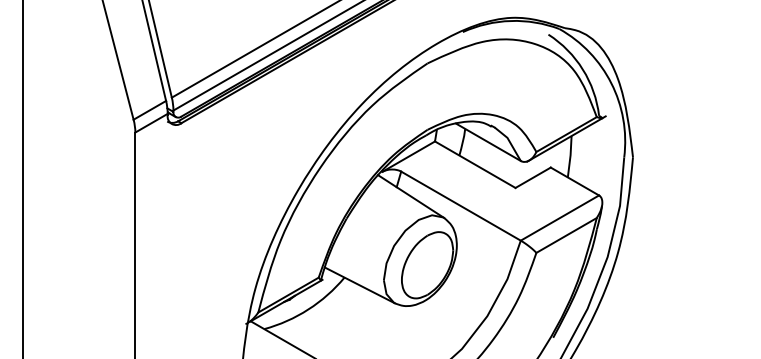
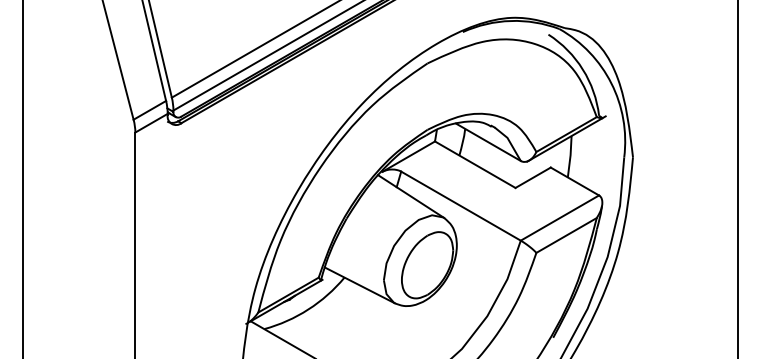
line: none -> present (738, 178)
